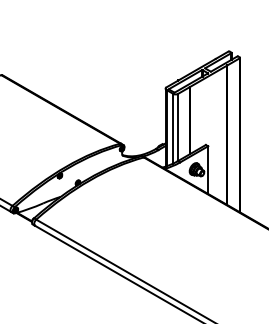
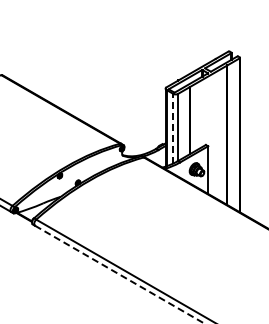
line: solid -> dashed (173, 128)
line: solid -> dashed (119, 274)
